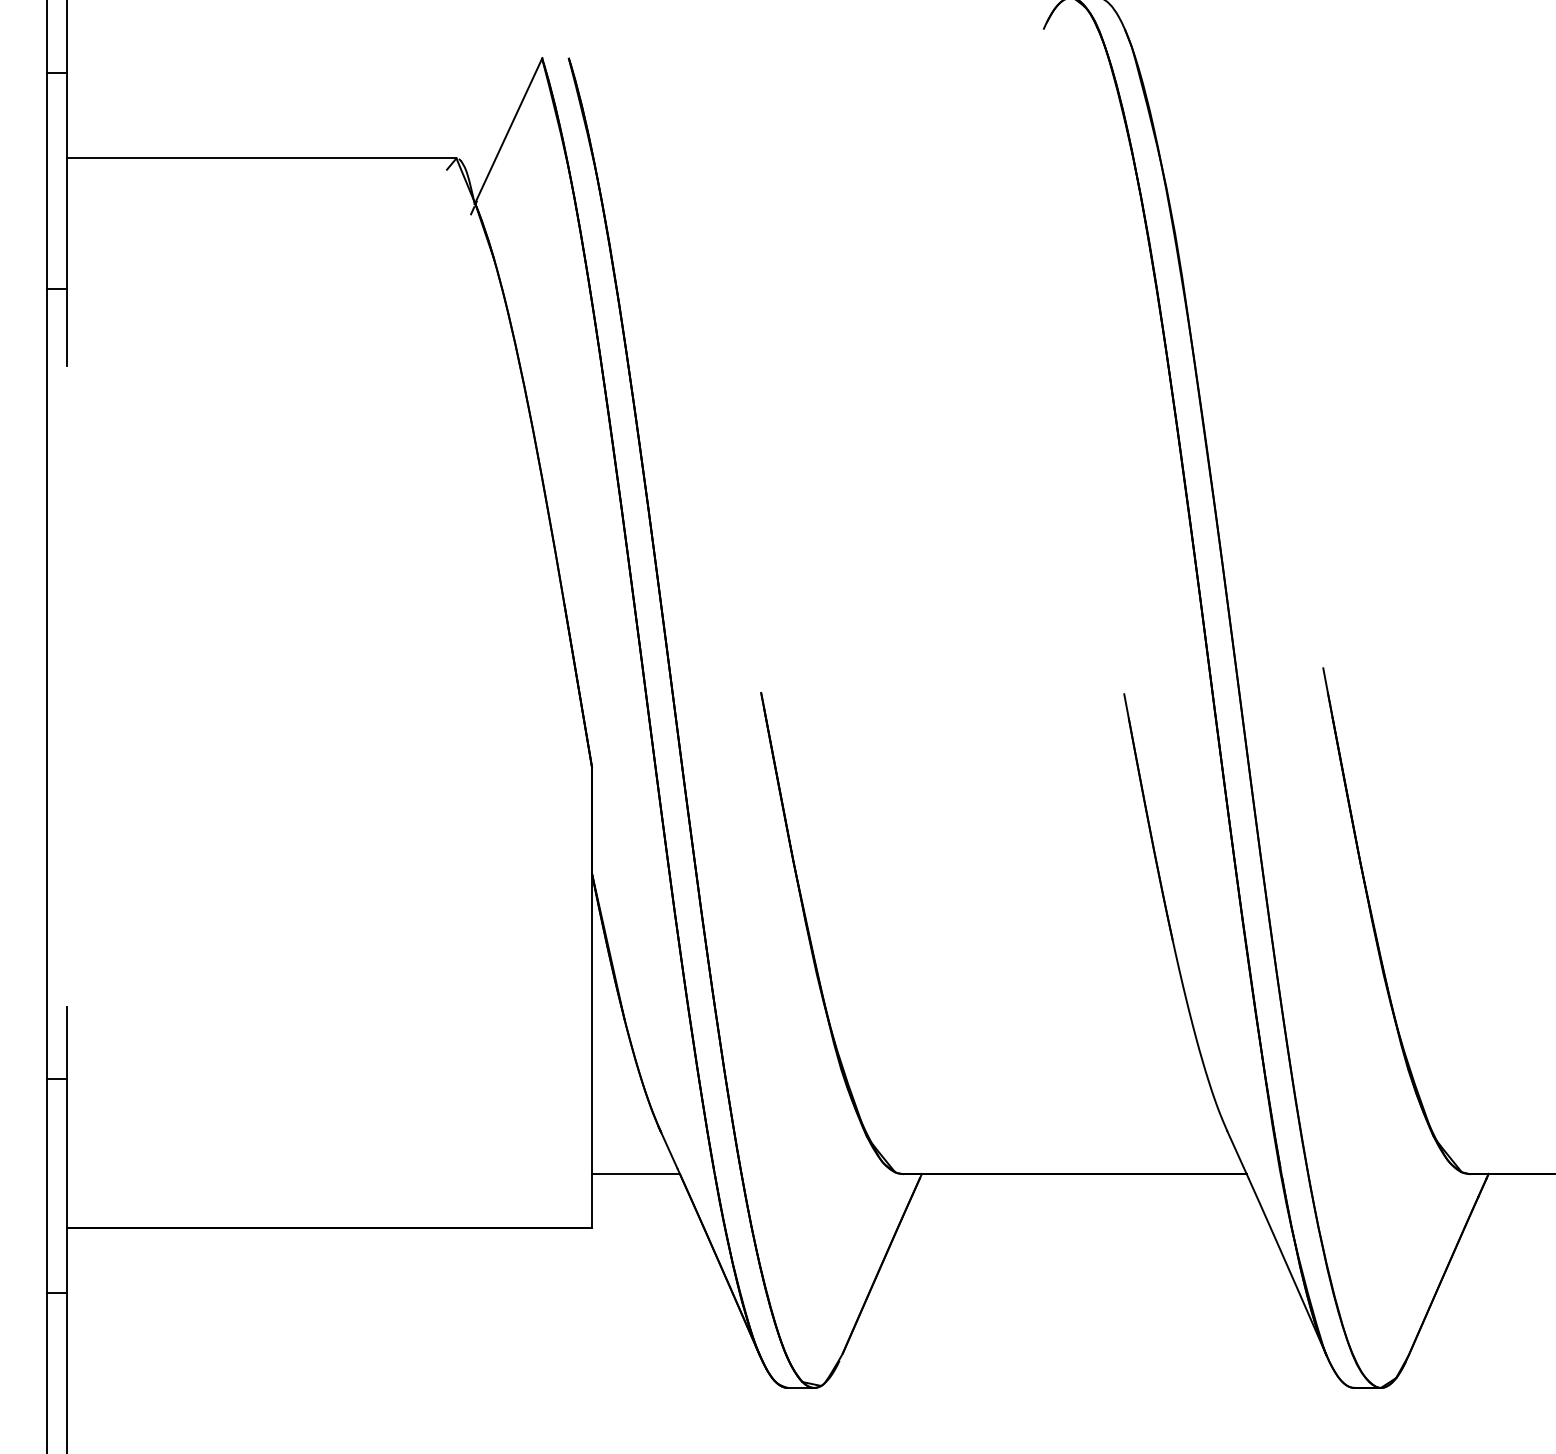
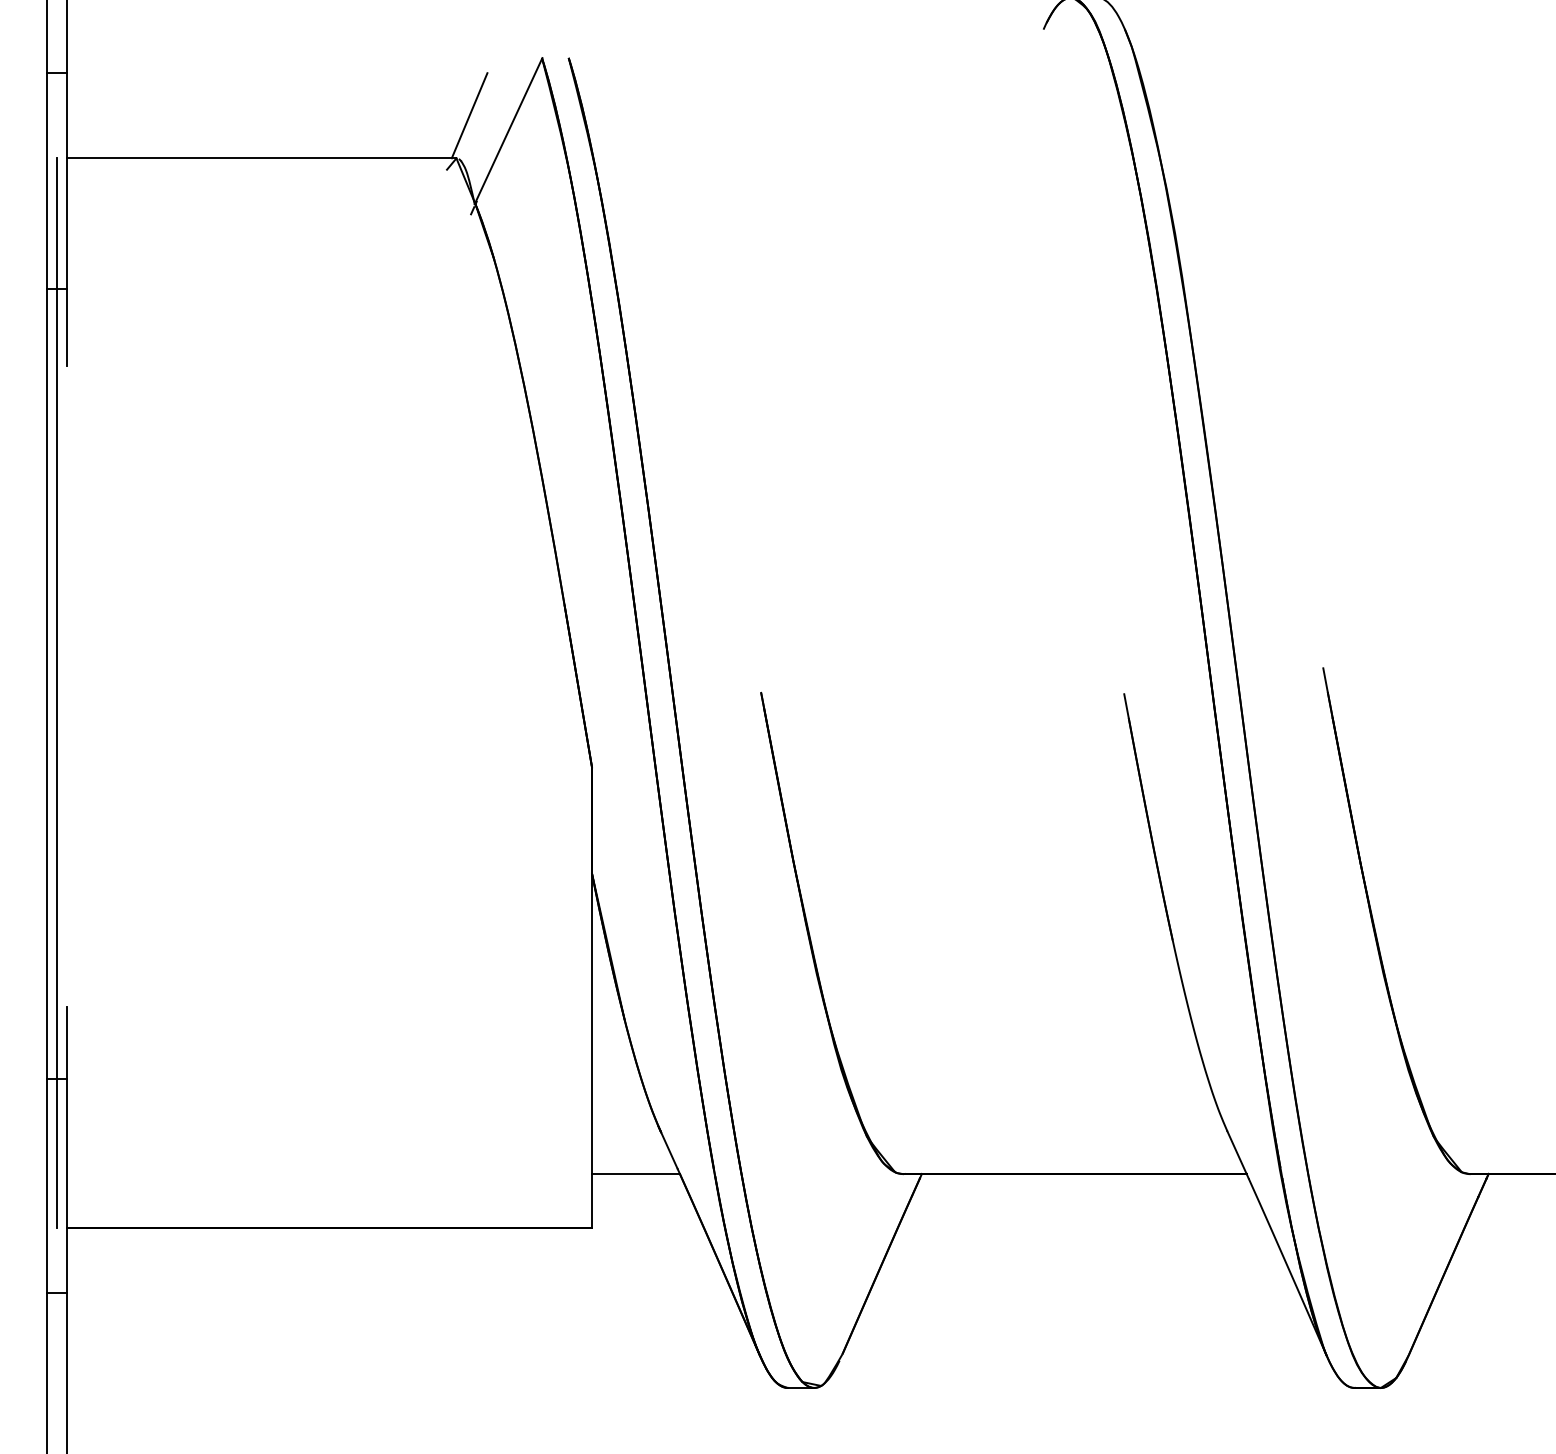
line: none -> present (469, 115)
line: none -> present (57, 692)
